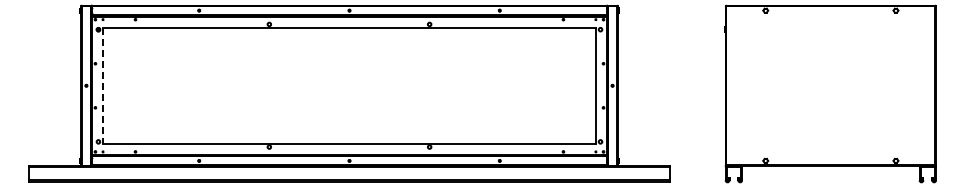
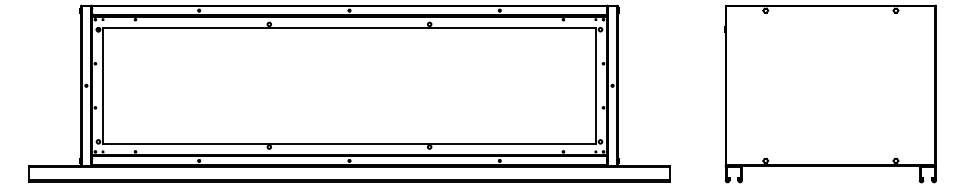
line: dashed -> solid (103, 86)
